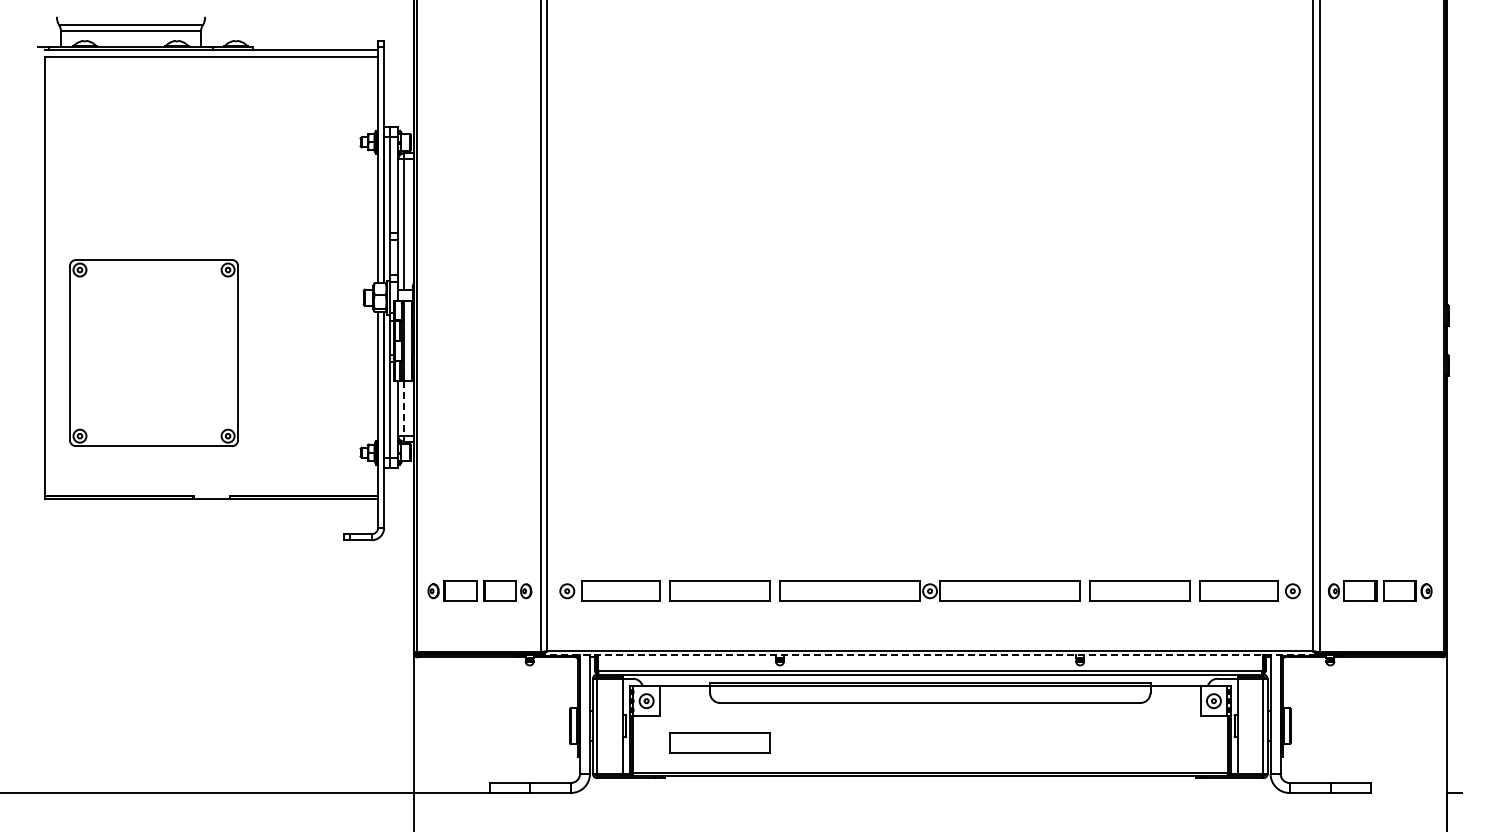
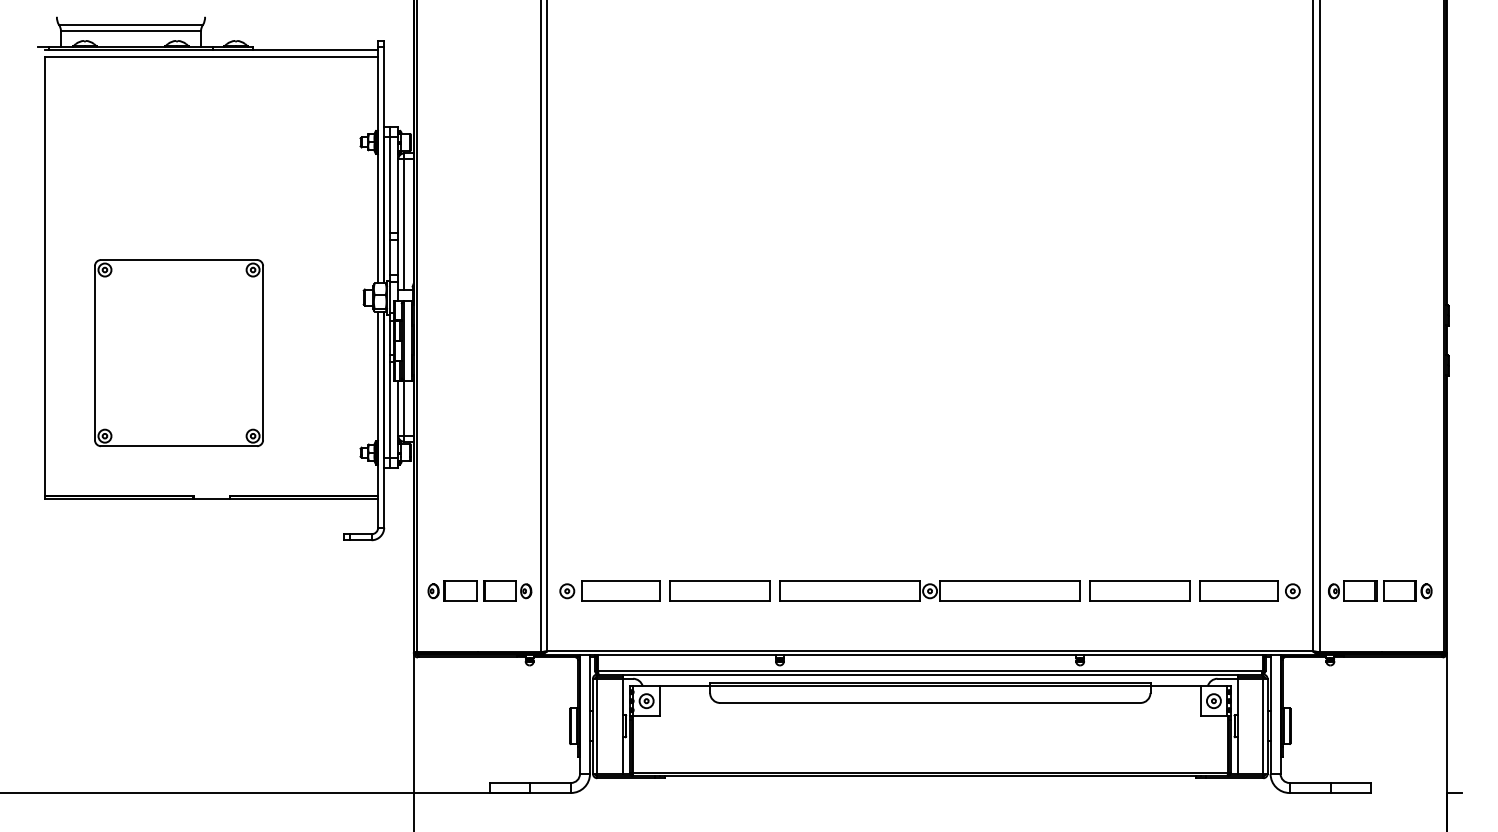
part position: (153, 352) -> (178, 352) (178, 352)
line: dashed -> solid (404, 408)
line: dashed -> solid (930, 655)
part: present -> none (719, 742)
